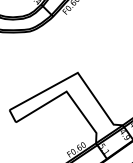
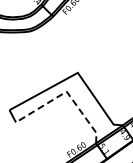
line: solid -> dashed (67, 92)
